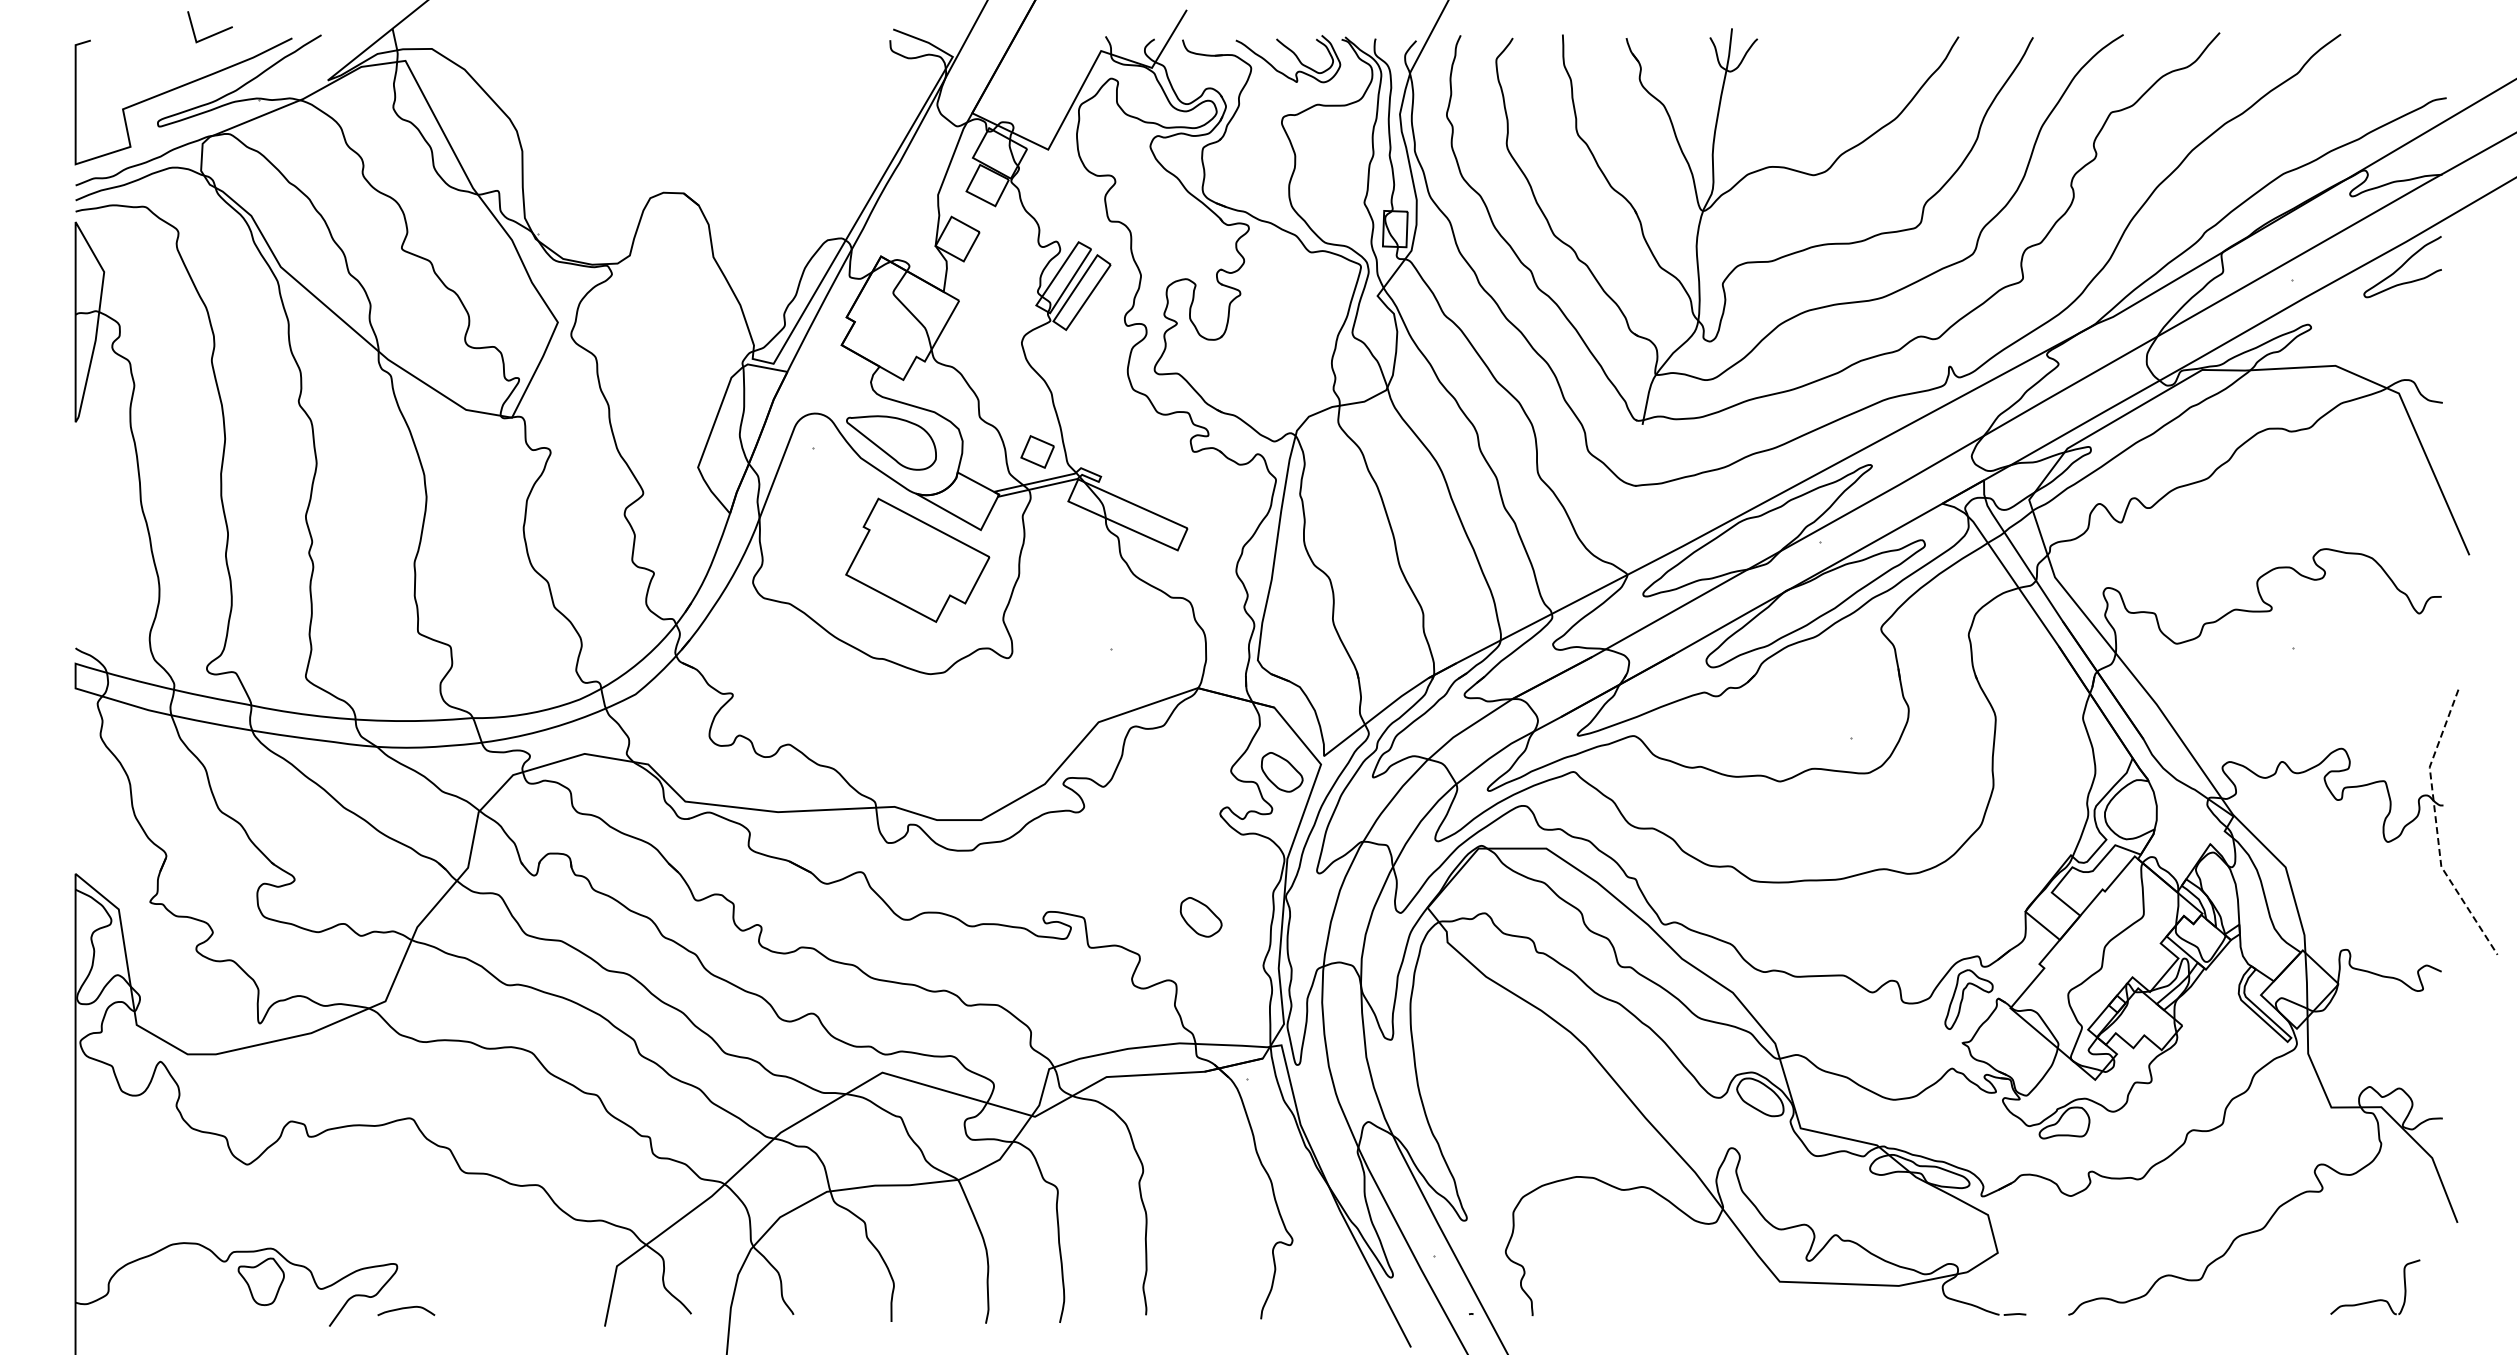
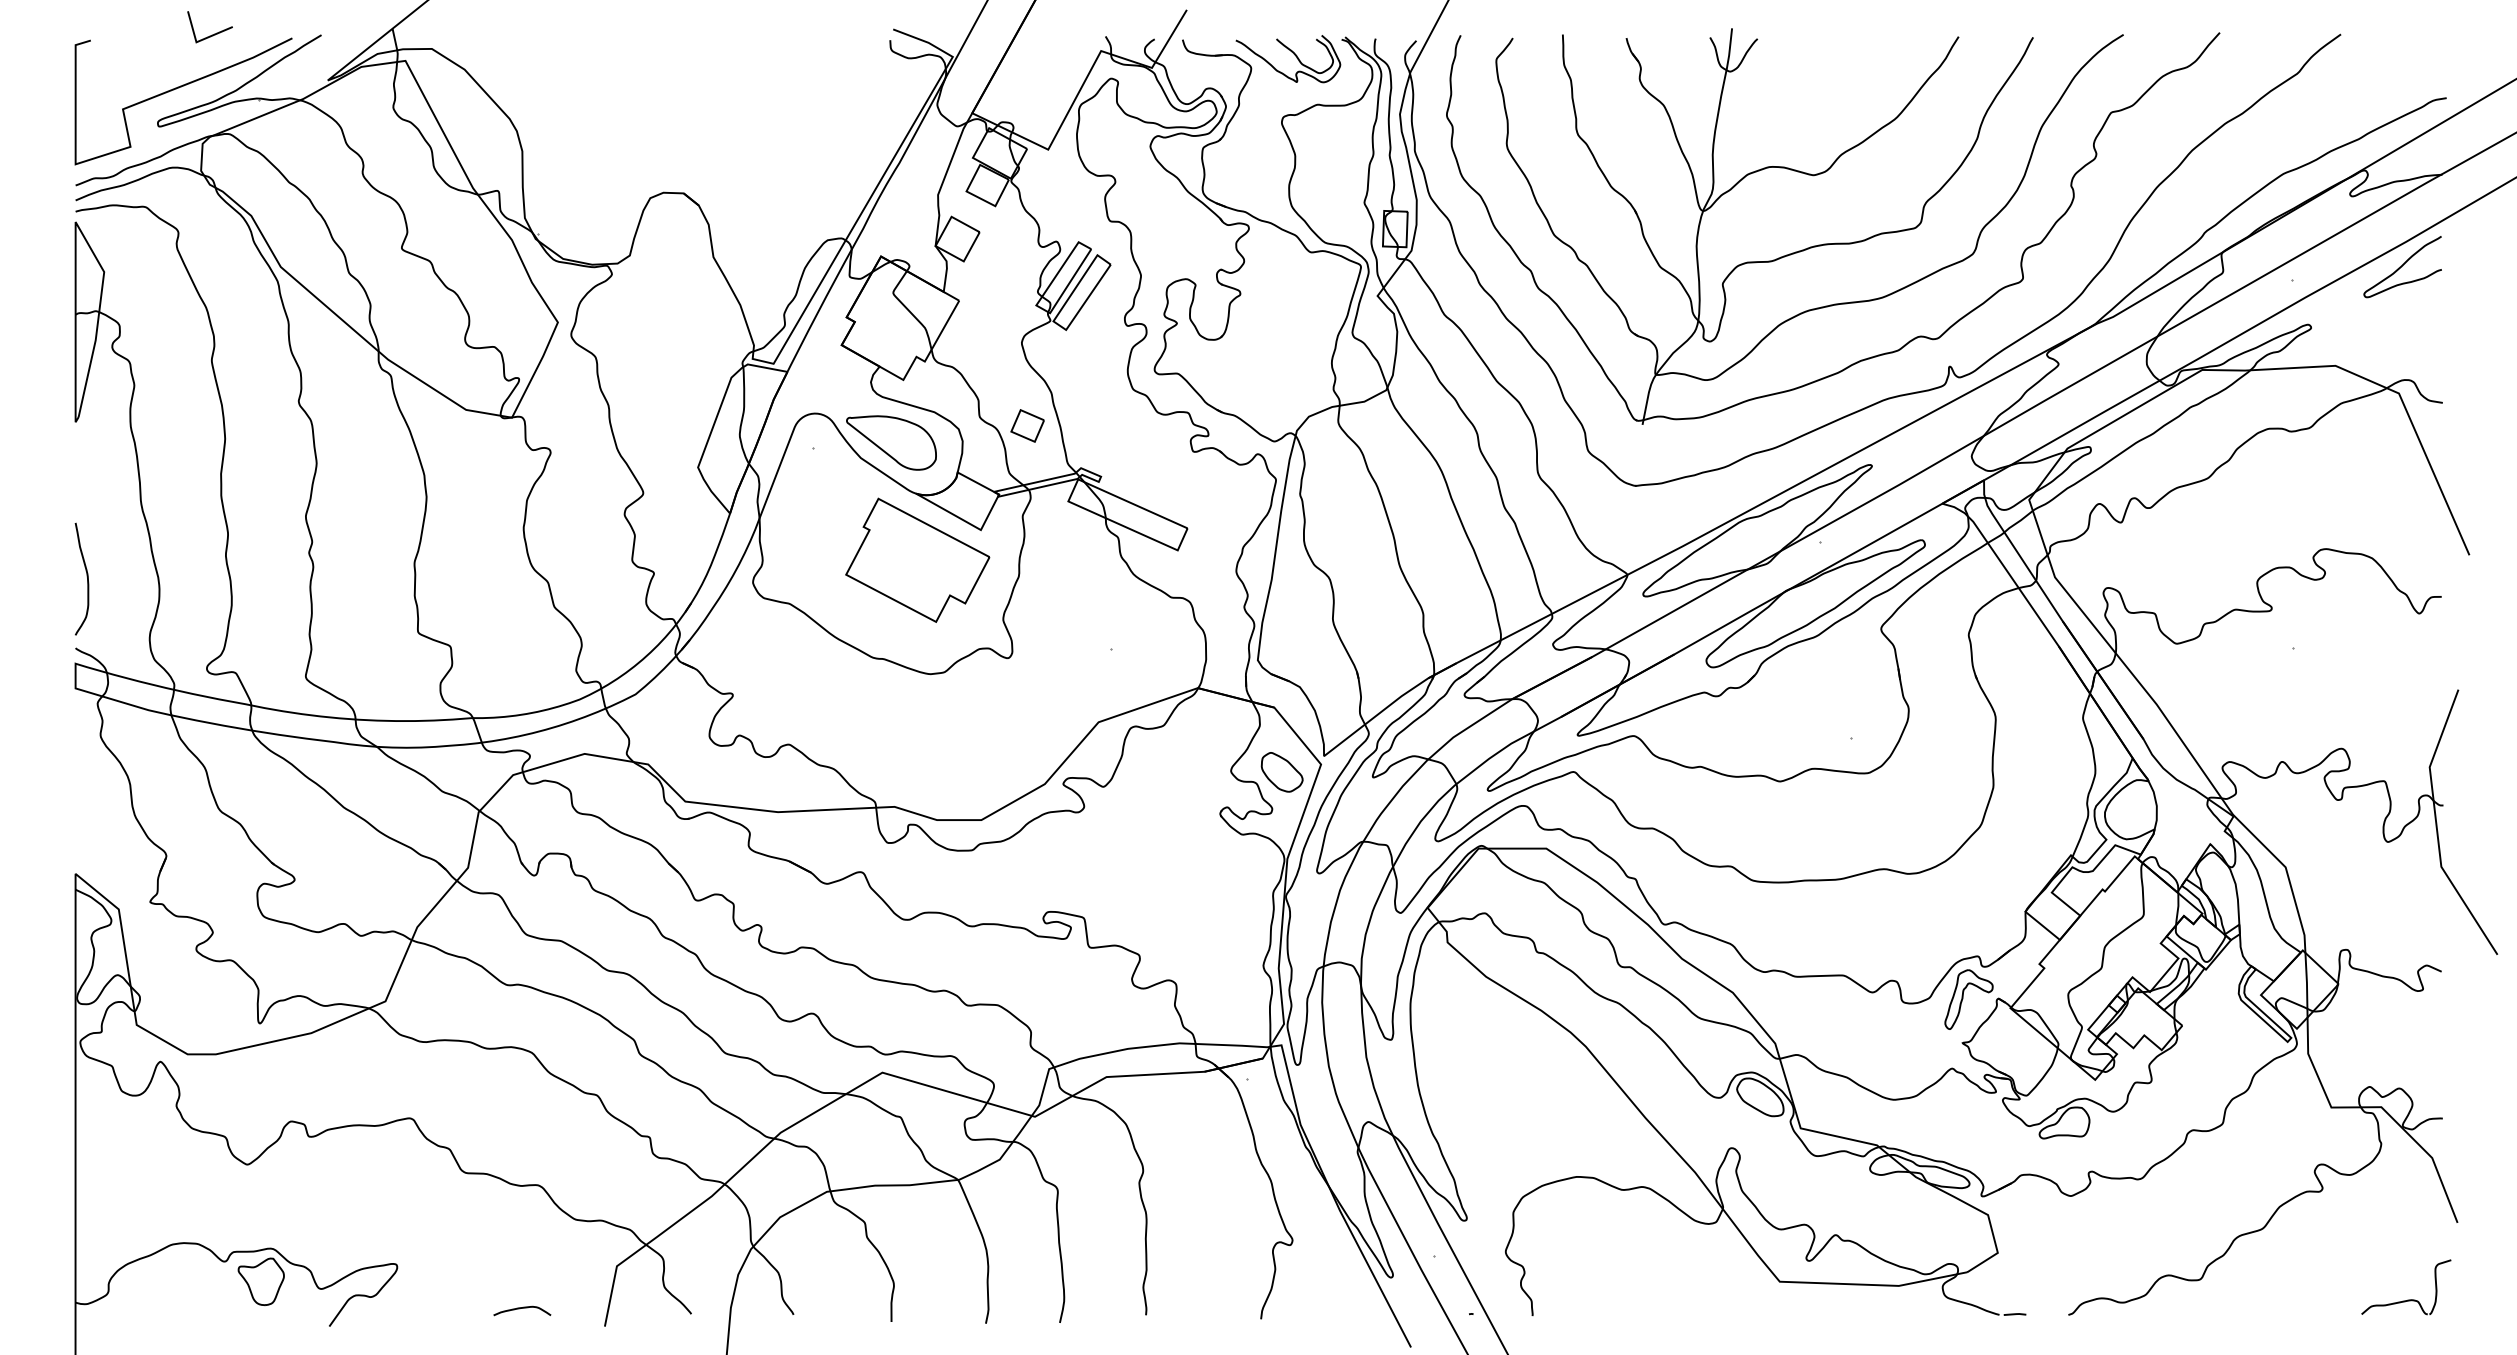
part position: (1037, 451) -> (1027, 425) (1027, 425)
curve: none -> present (86, 576)
line: dashed -> solid (2436, 828)
part: present -> none (1200, 917)
part position: (2376, 1299) -> (2407, 1299) (2407, 1299)
curve position: (406, 1308) -> (522, 1308) (522, 1308)
